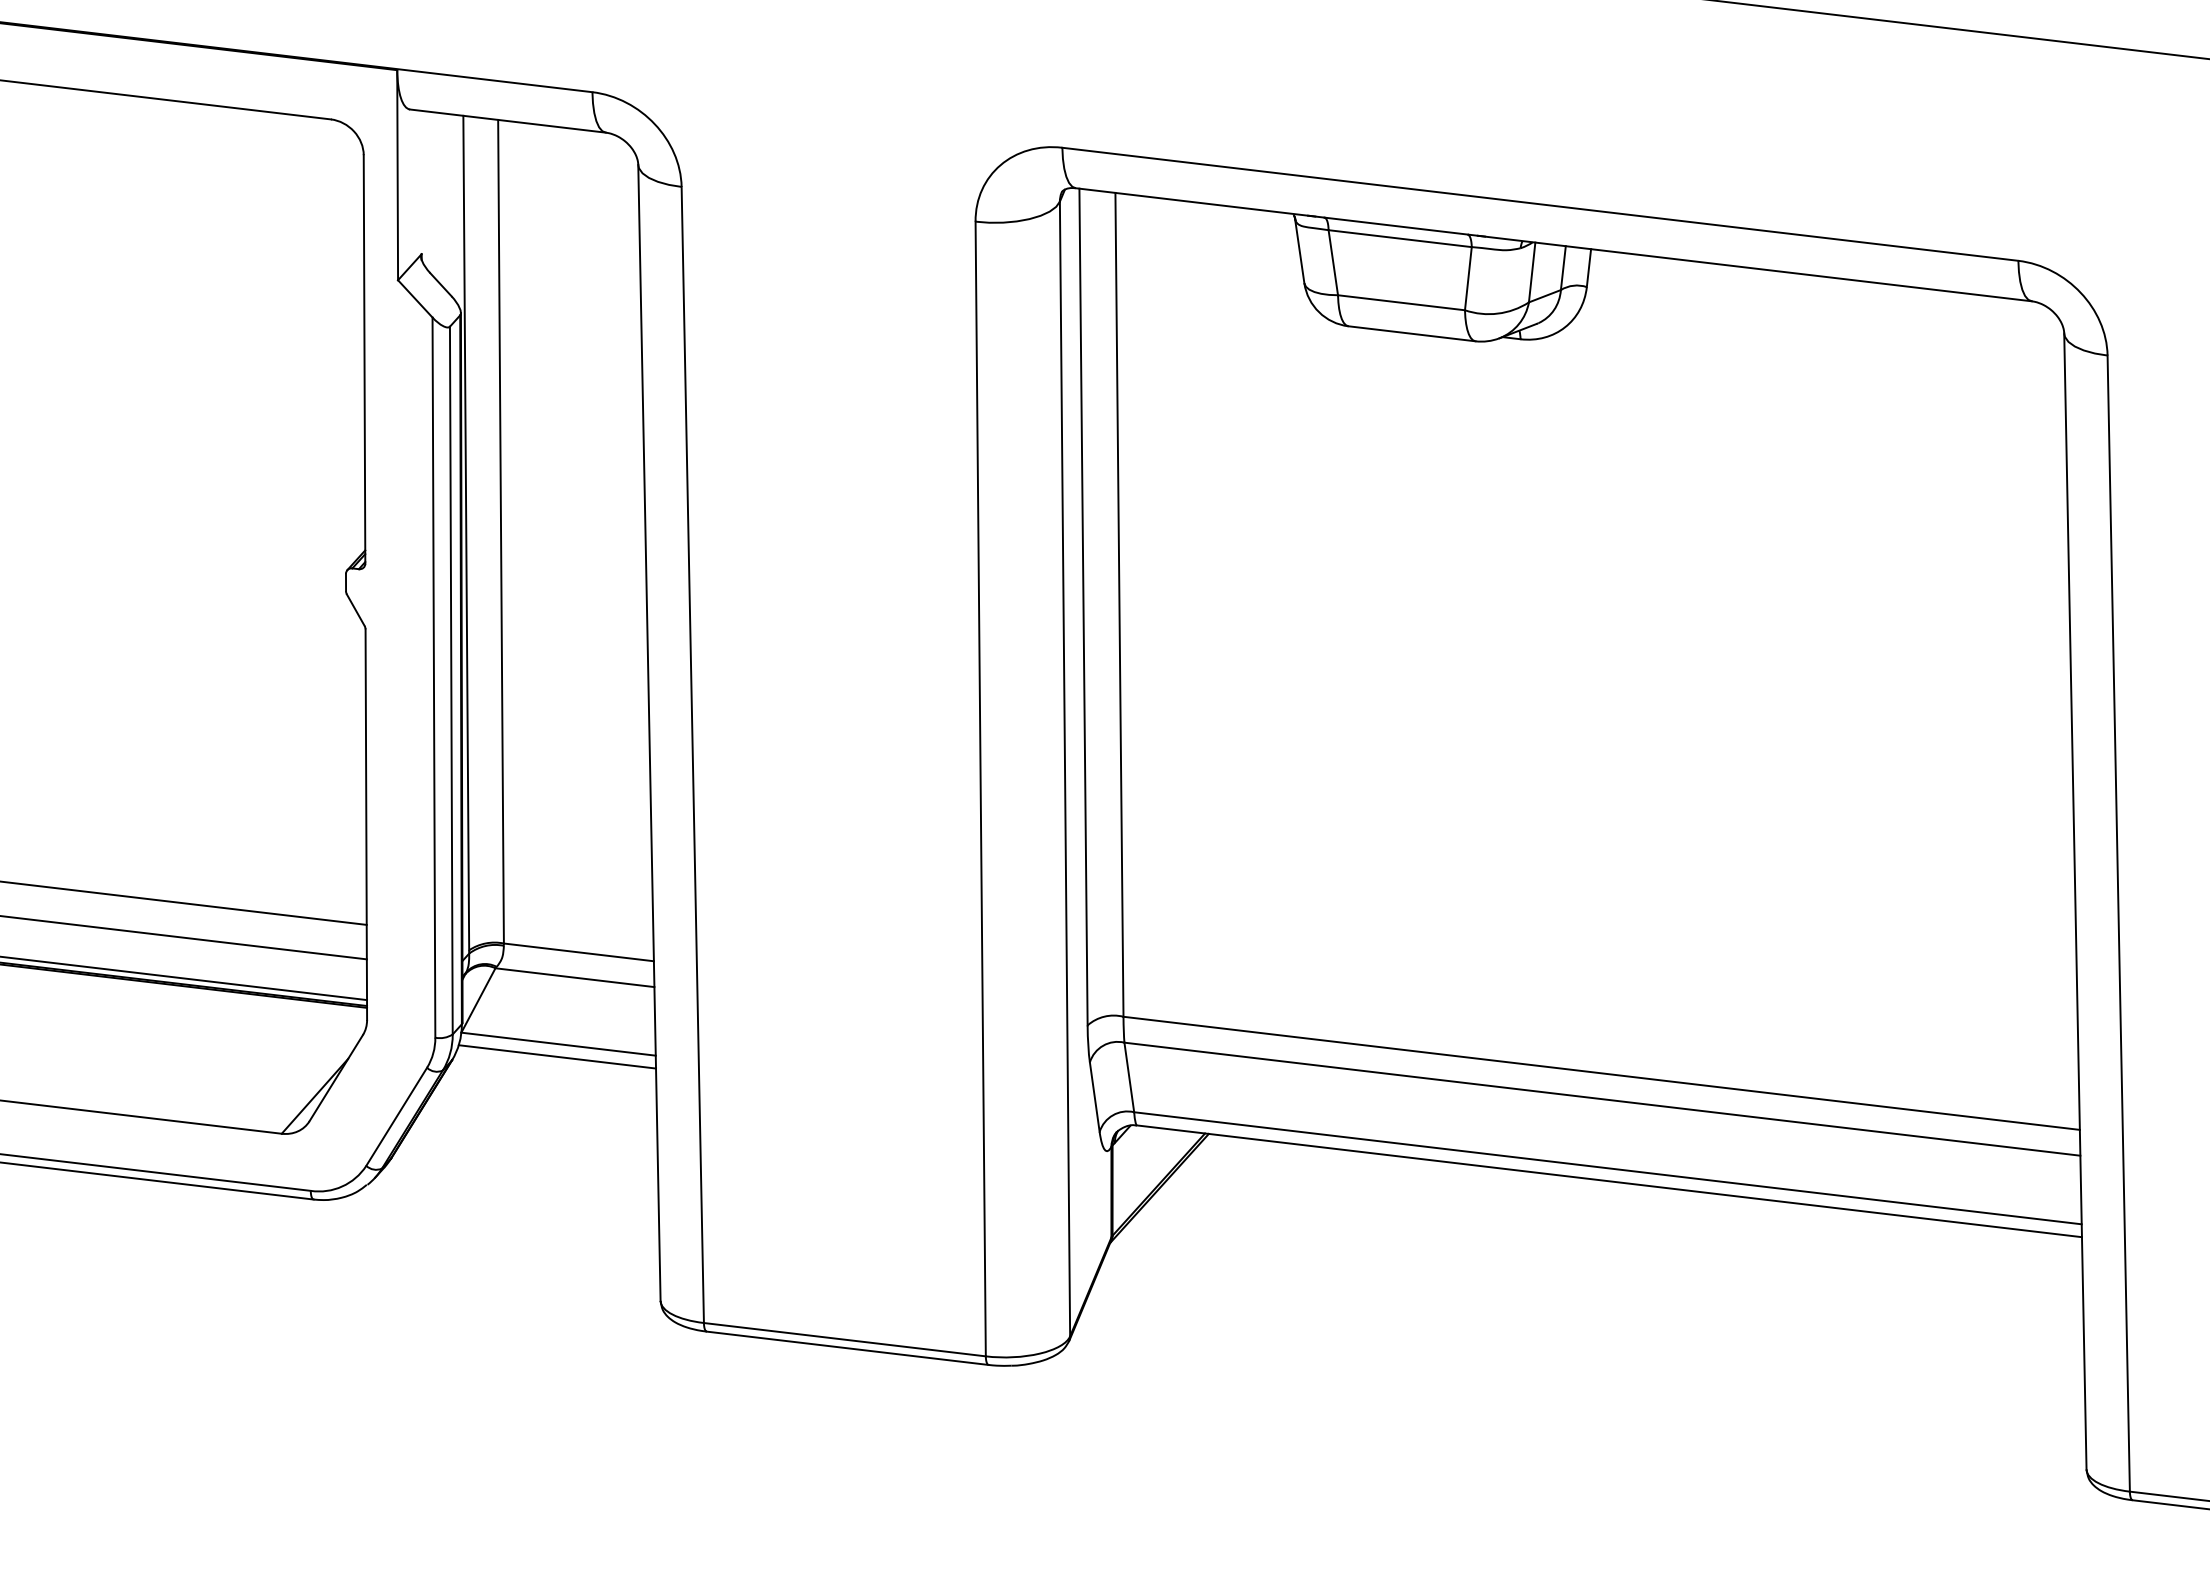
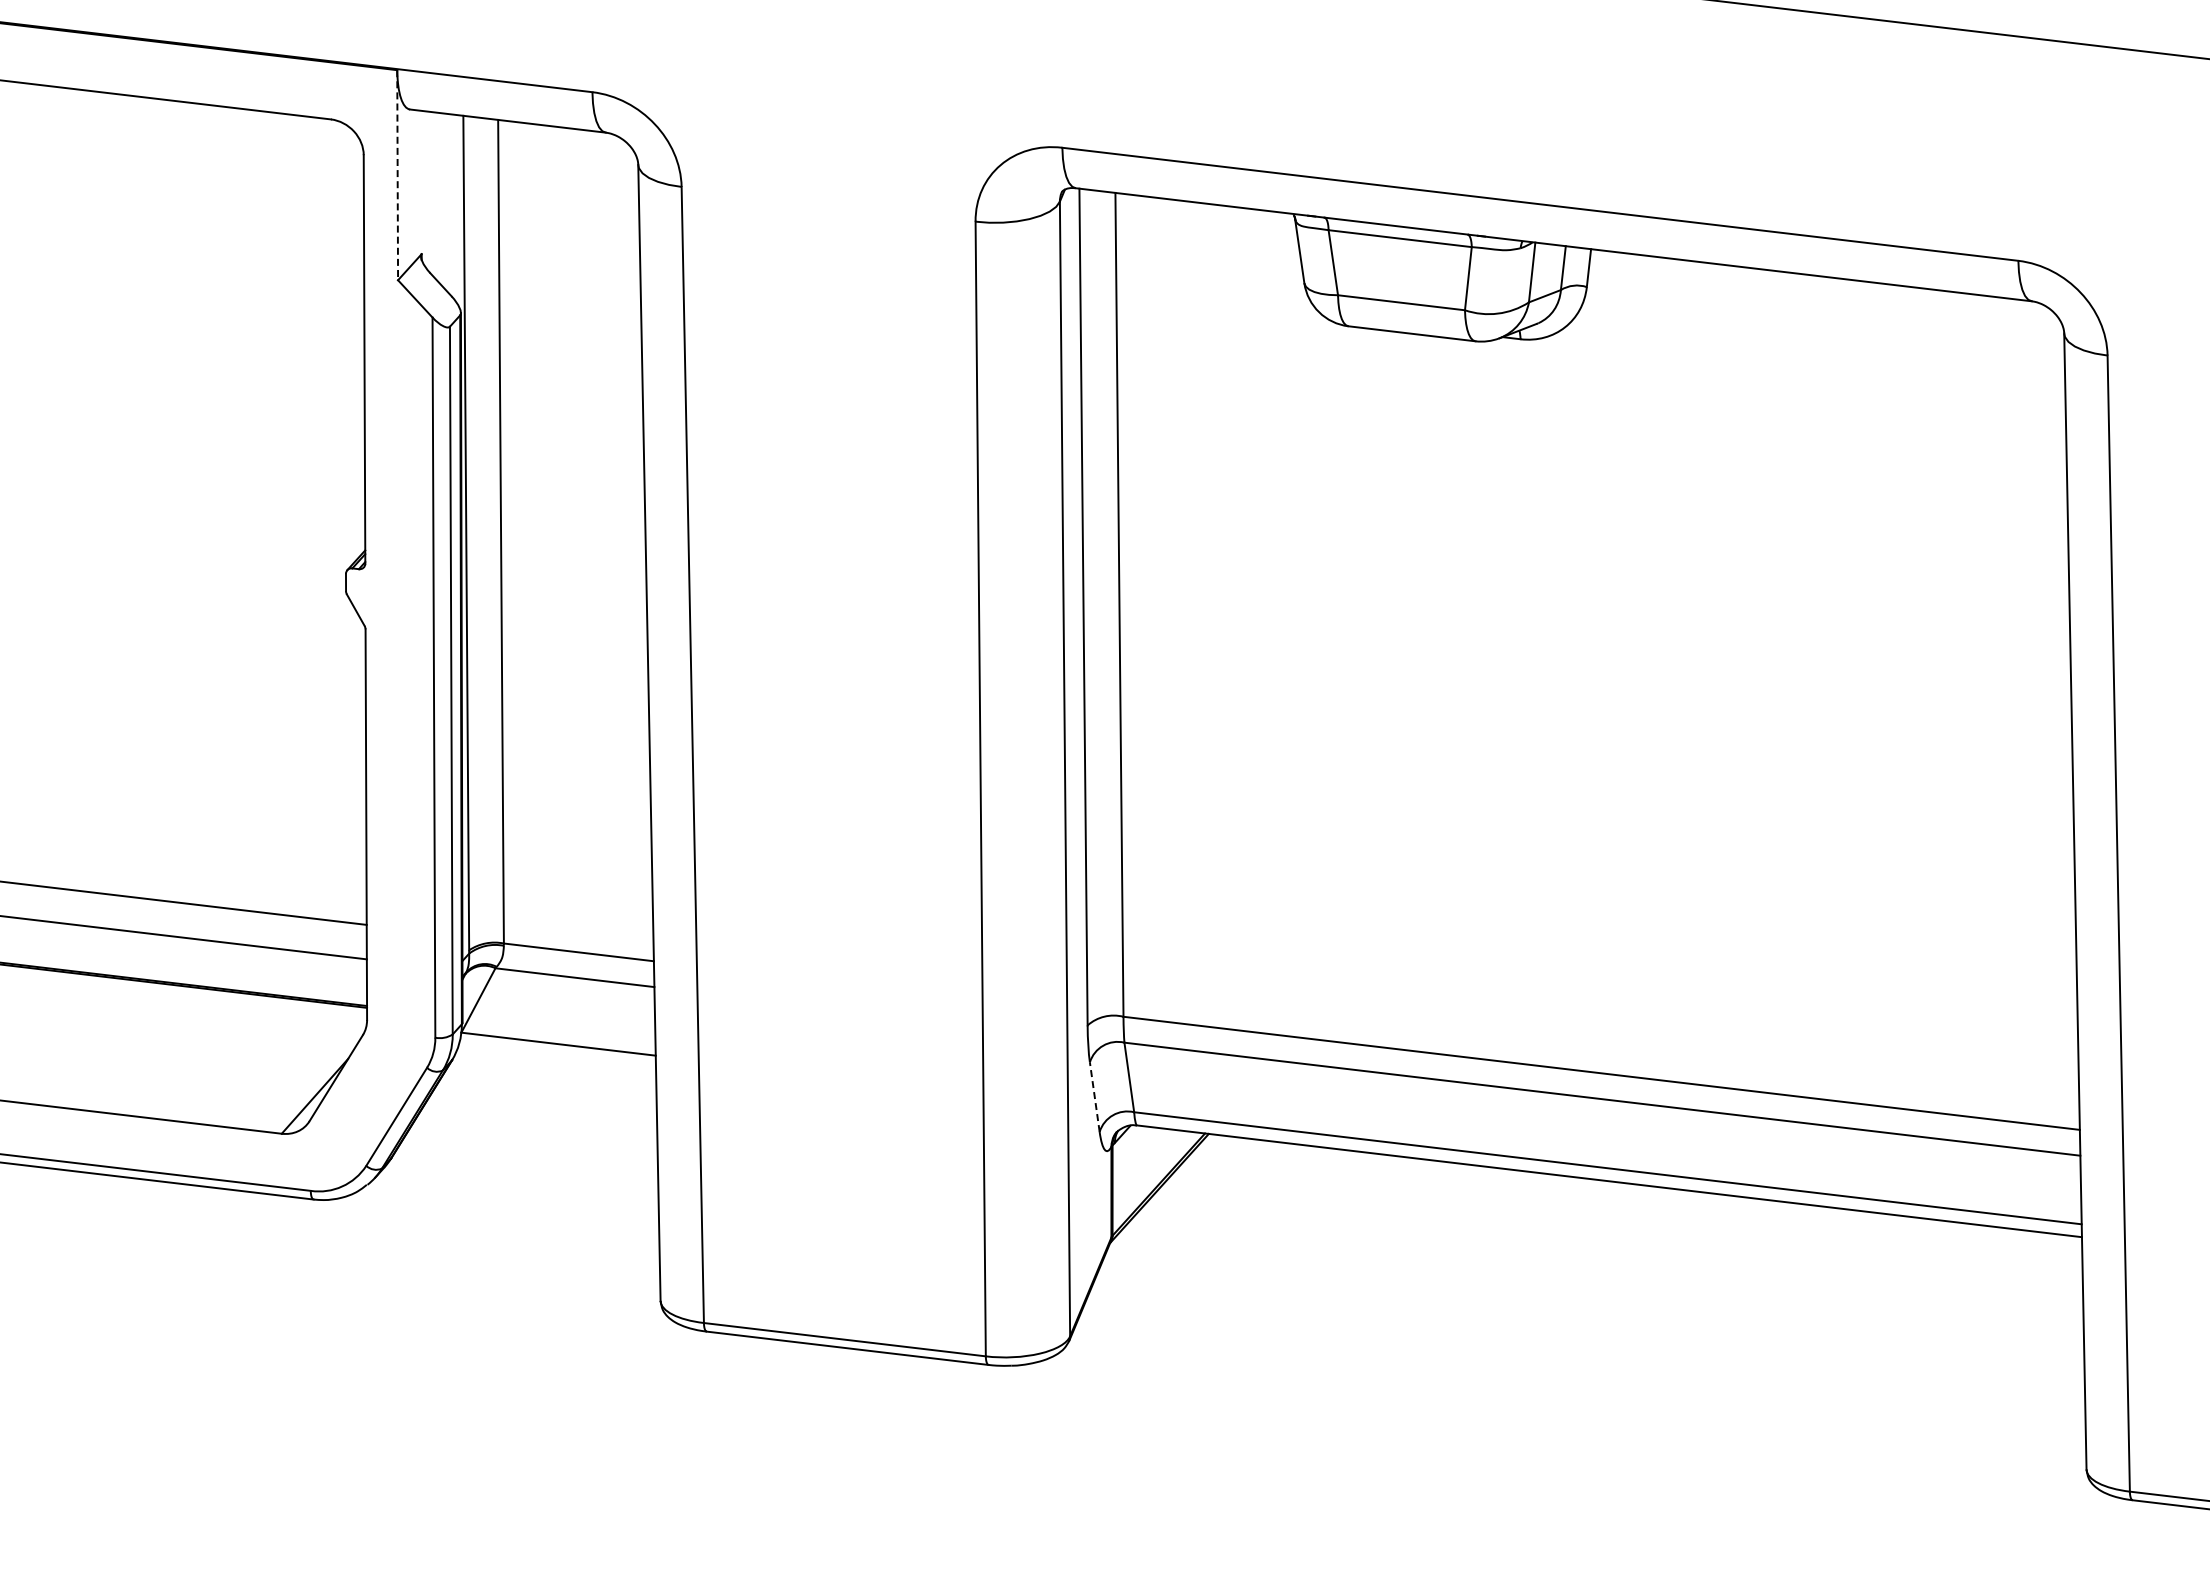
line: solid -> dashed (397, 175)
line: present -> none (184, 978)
line: present -> none (557, 1056)
line: solid -> dashed (1094, 1096)
